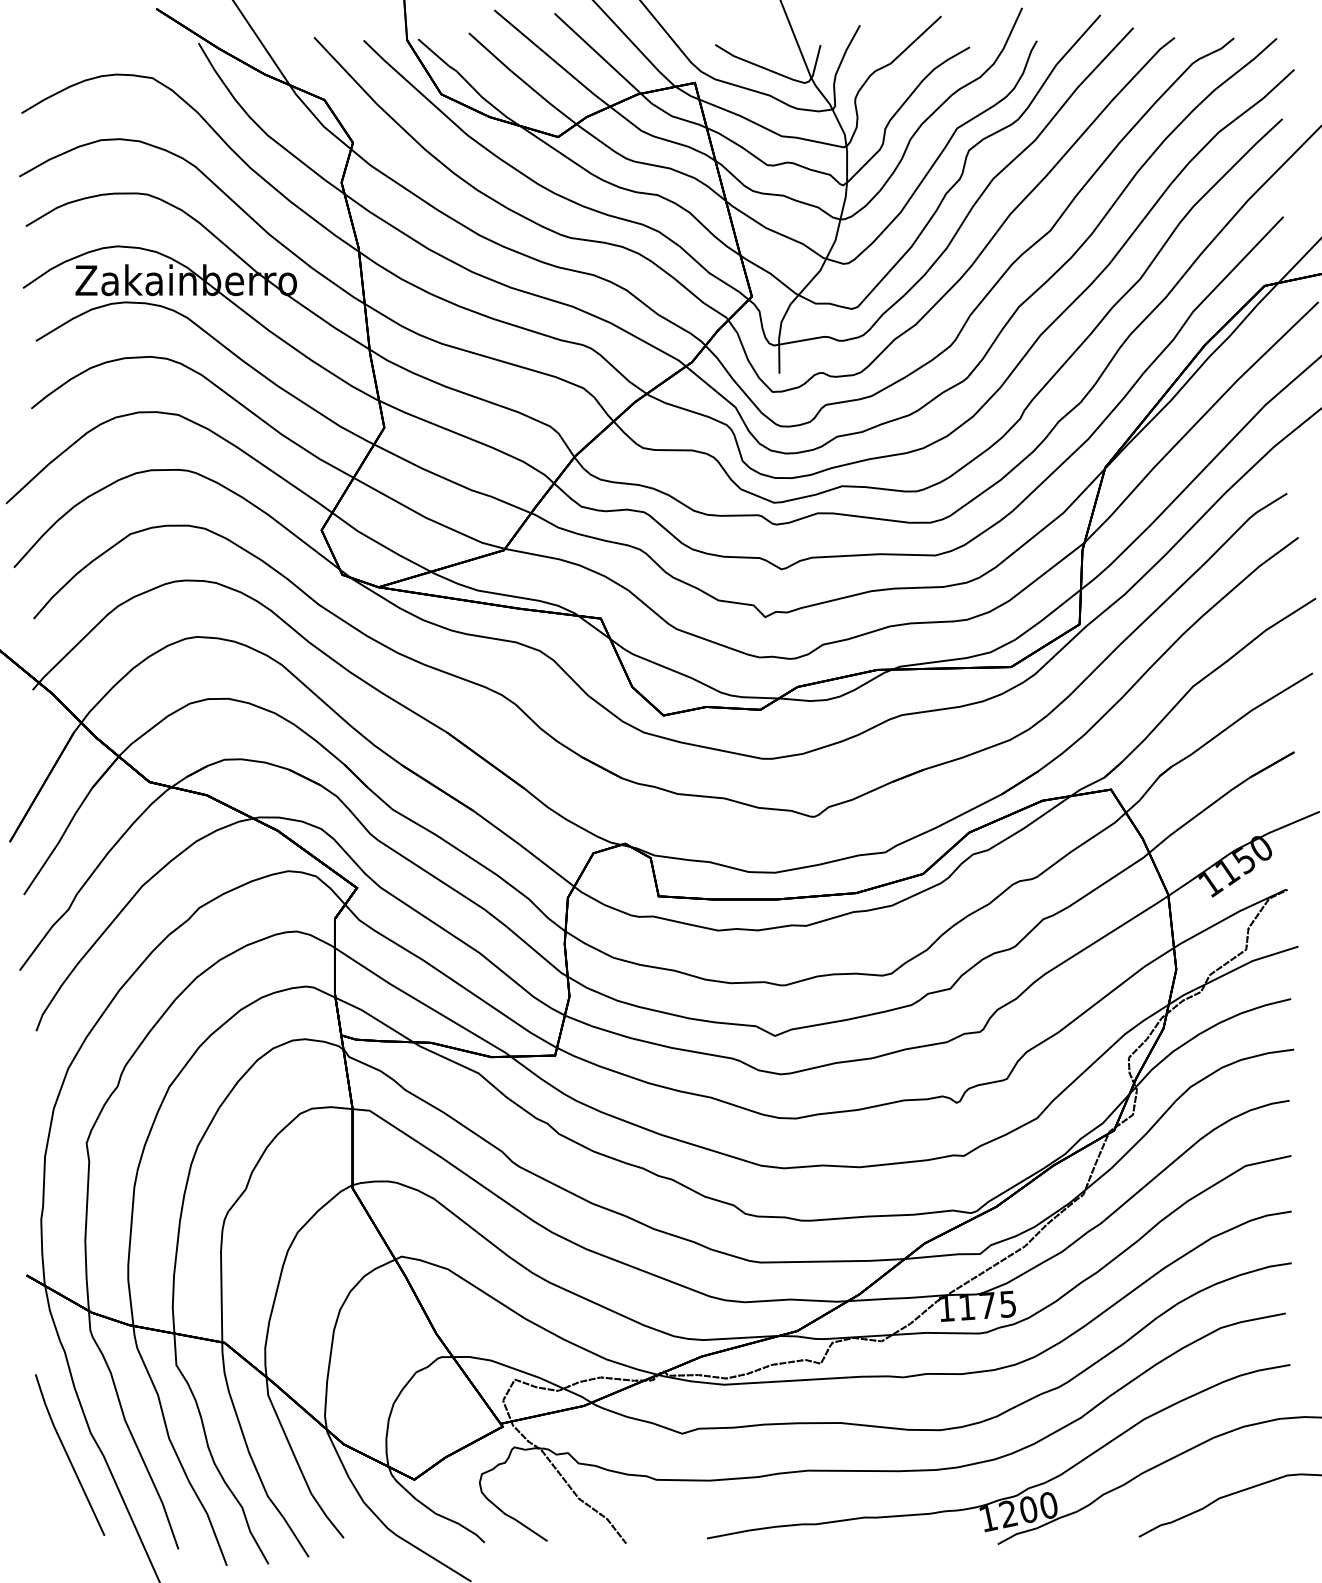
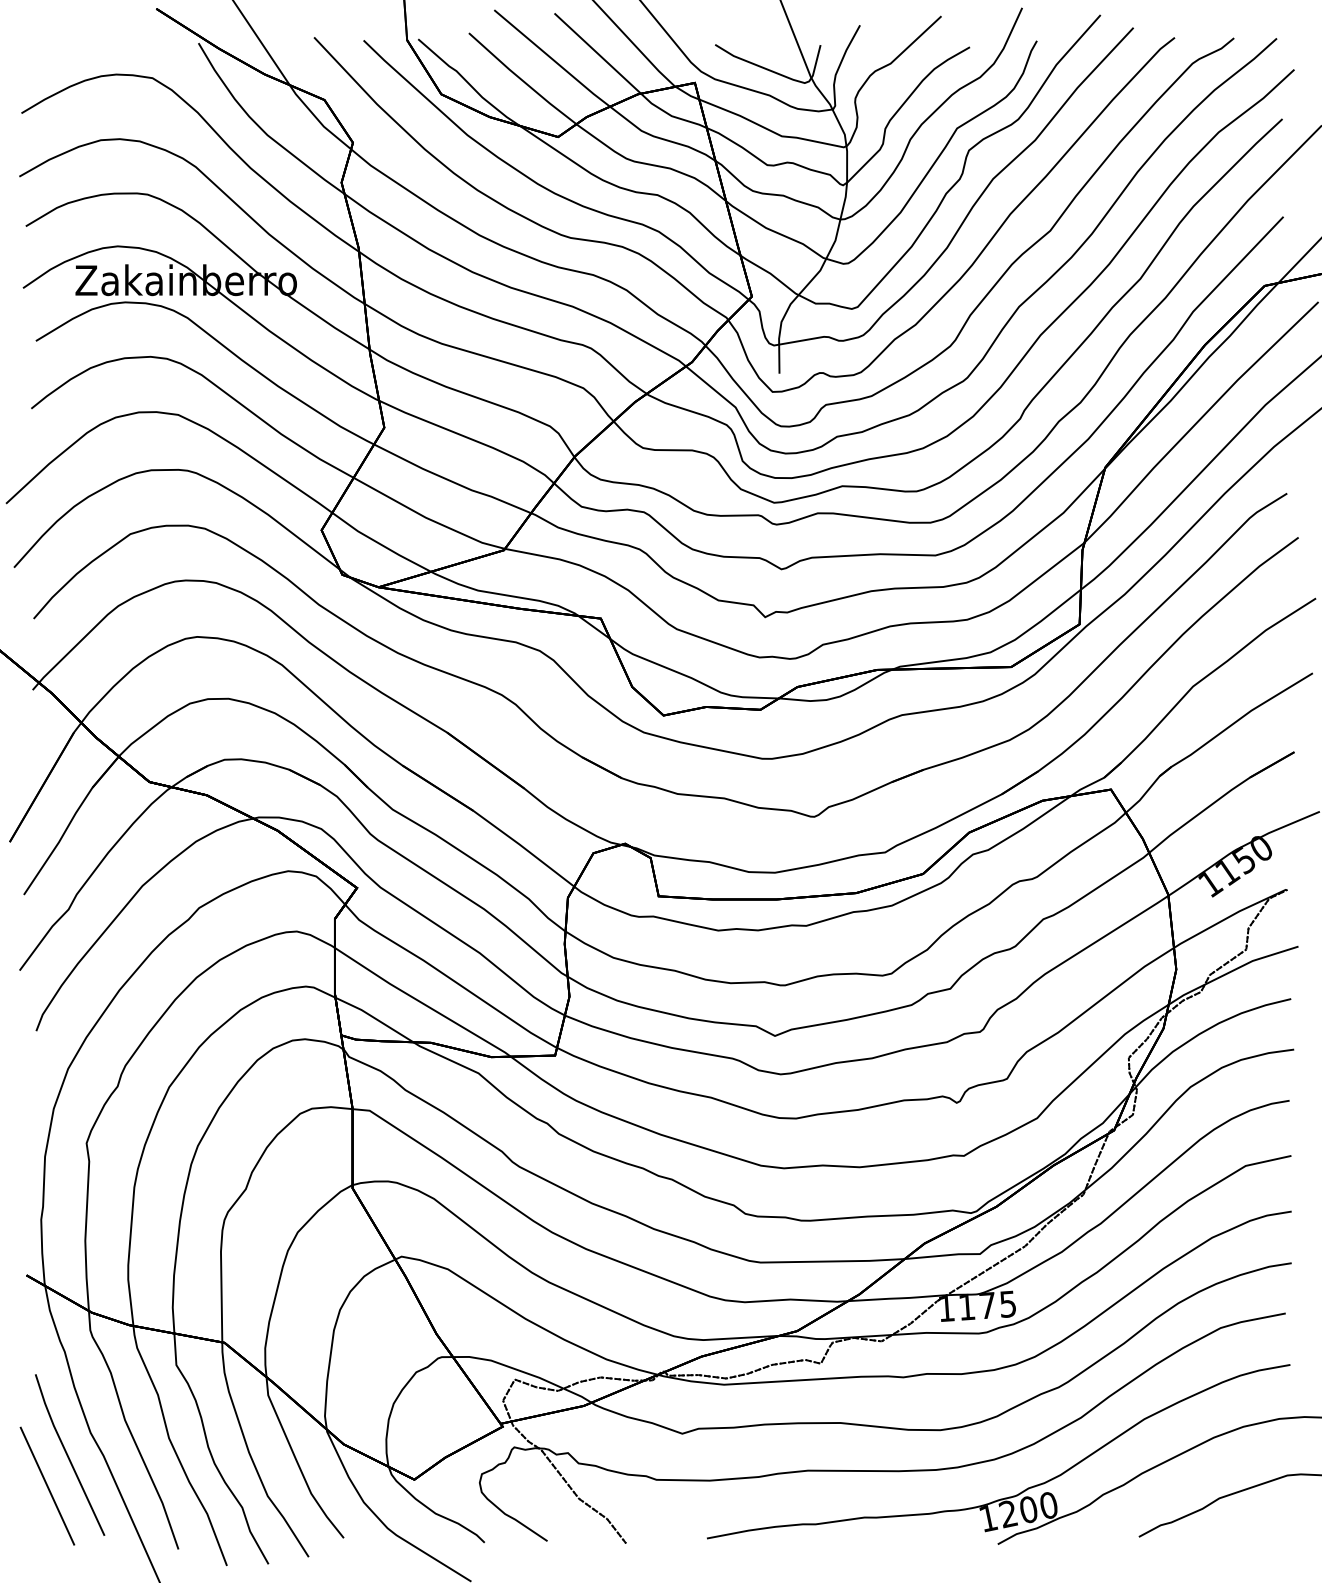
line: none -> present (47, 1485)
